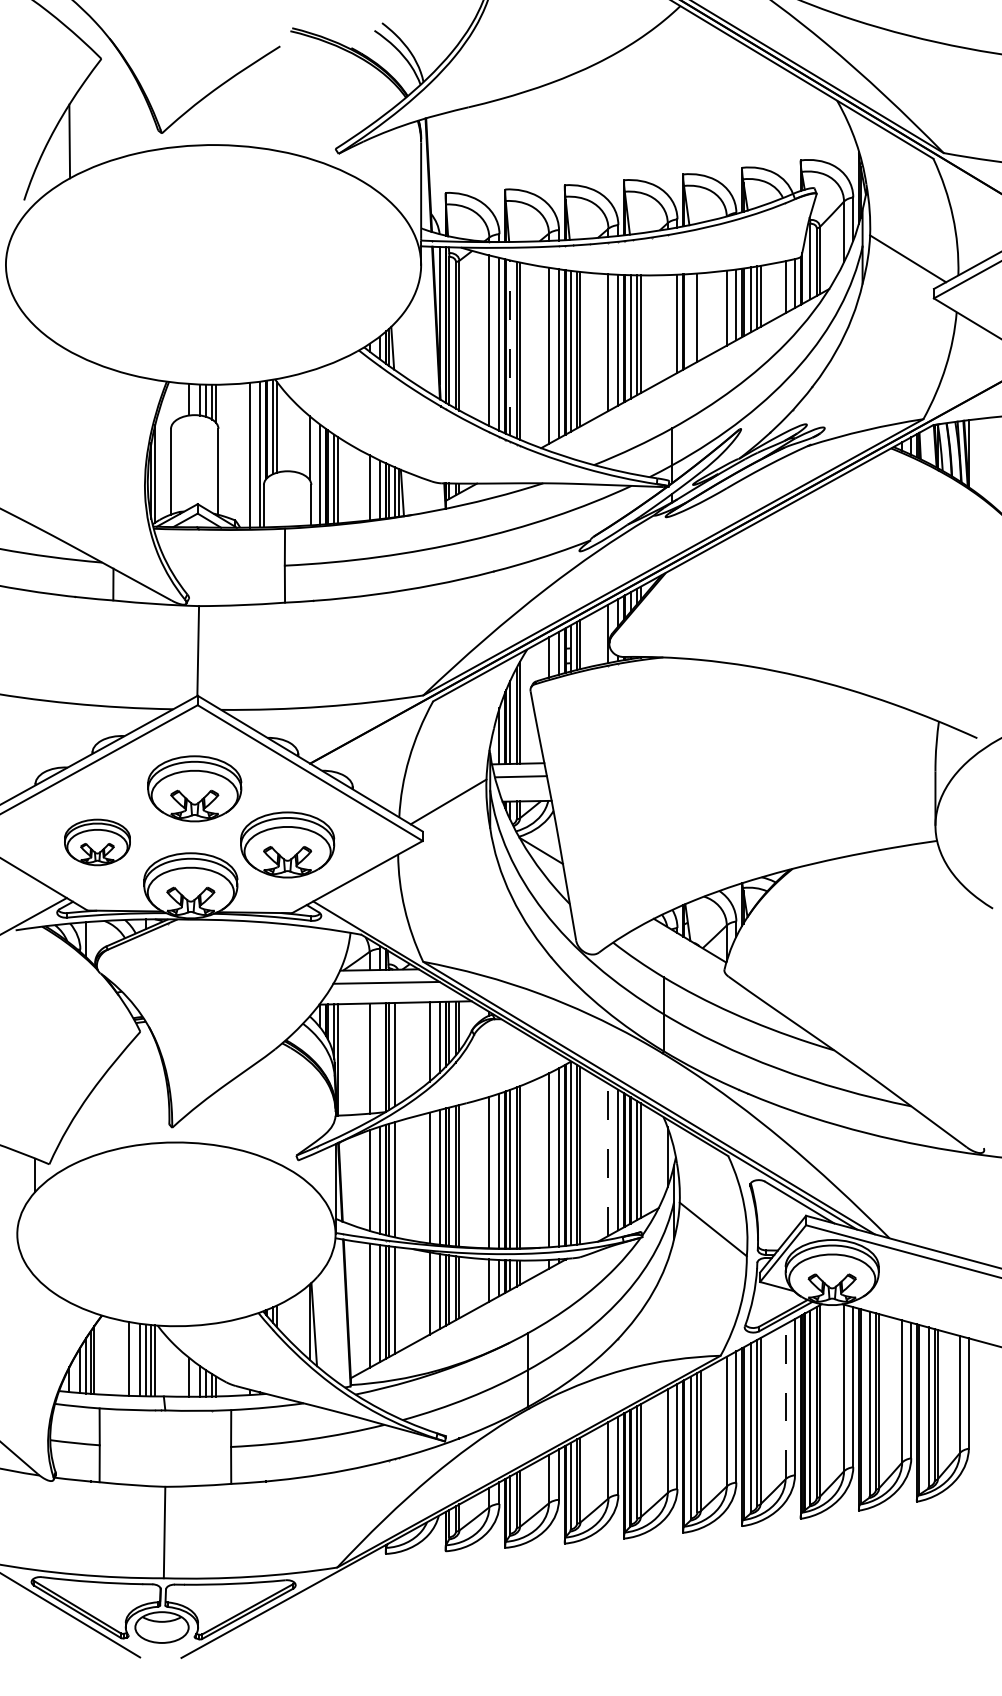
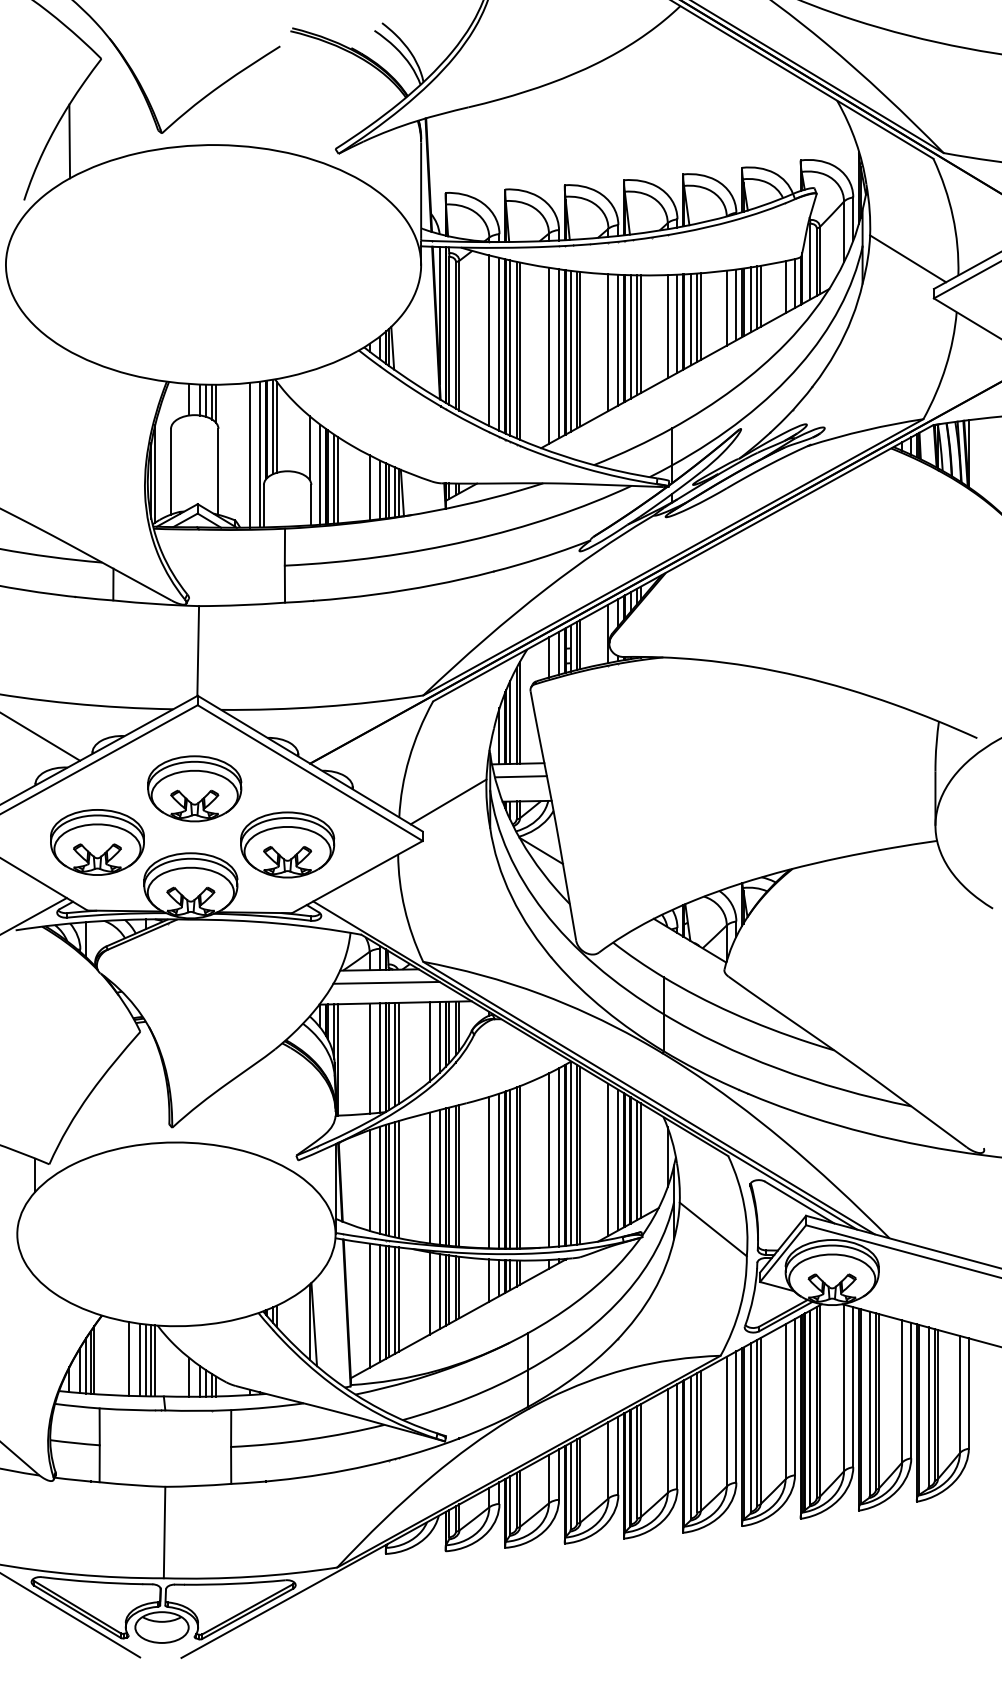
line: none -> present (700, 316)
line: none -> present (690, 319)
line: none -> present (667, 326)
line: dashed -> solid (510, 347)
line: none -> present (41, 736)
part size: 67x49 px -> 95x67 px (97, 842)
line: none -> present (398, 1053)
line: none -> present (380, 1057)
line: dashed -> solid (608, 1159)
line: none -> present (398, 1179)
line: none -> present (398, 1299)
line: dashed -> solid (785, 1401)
